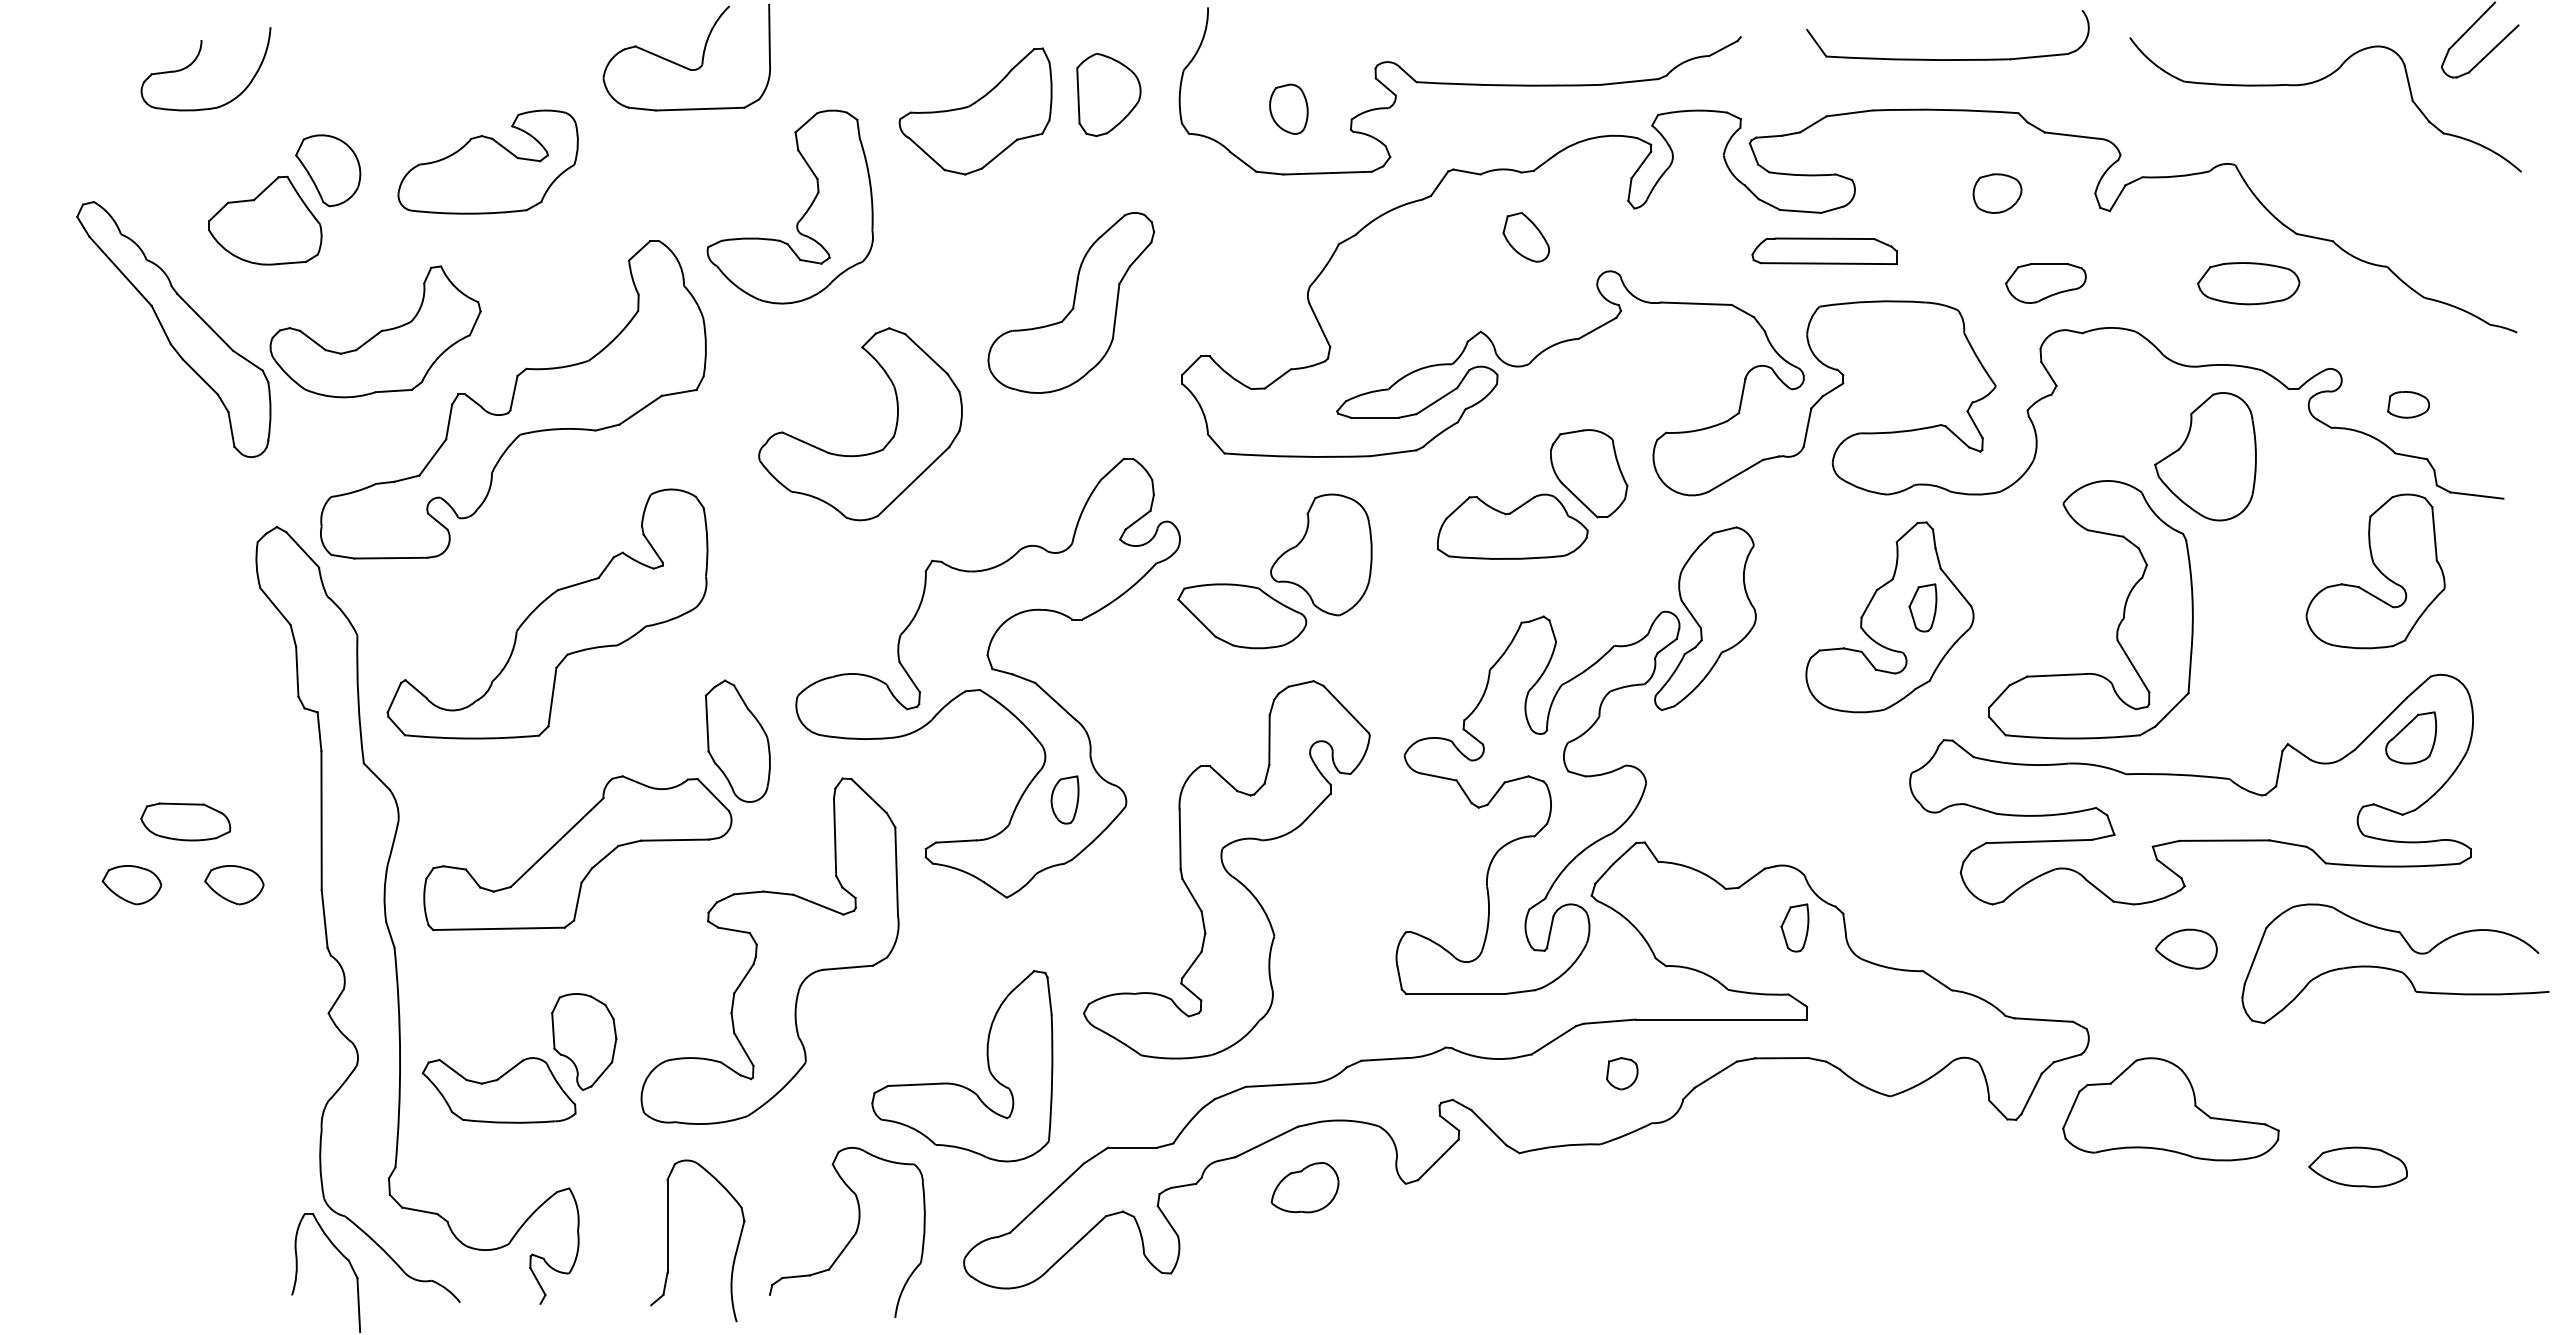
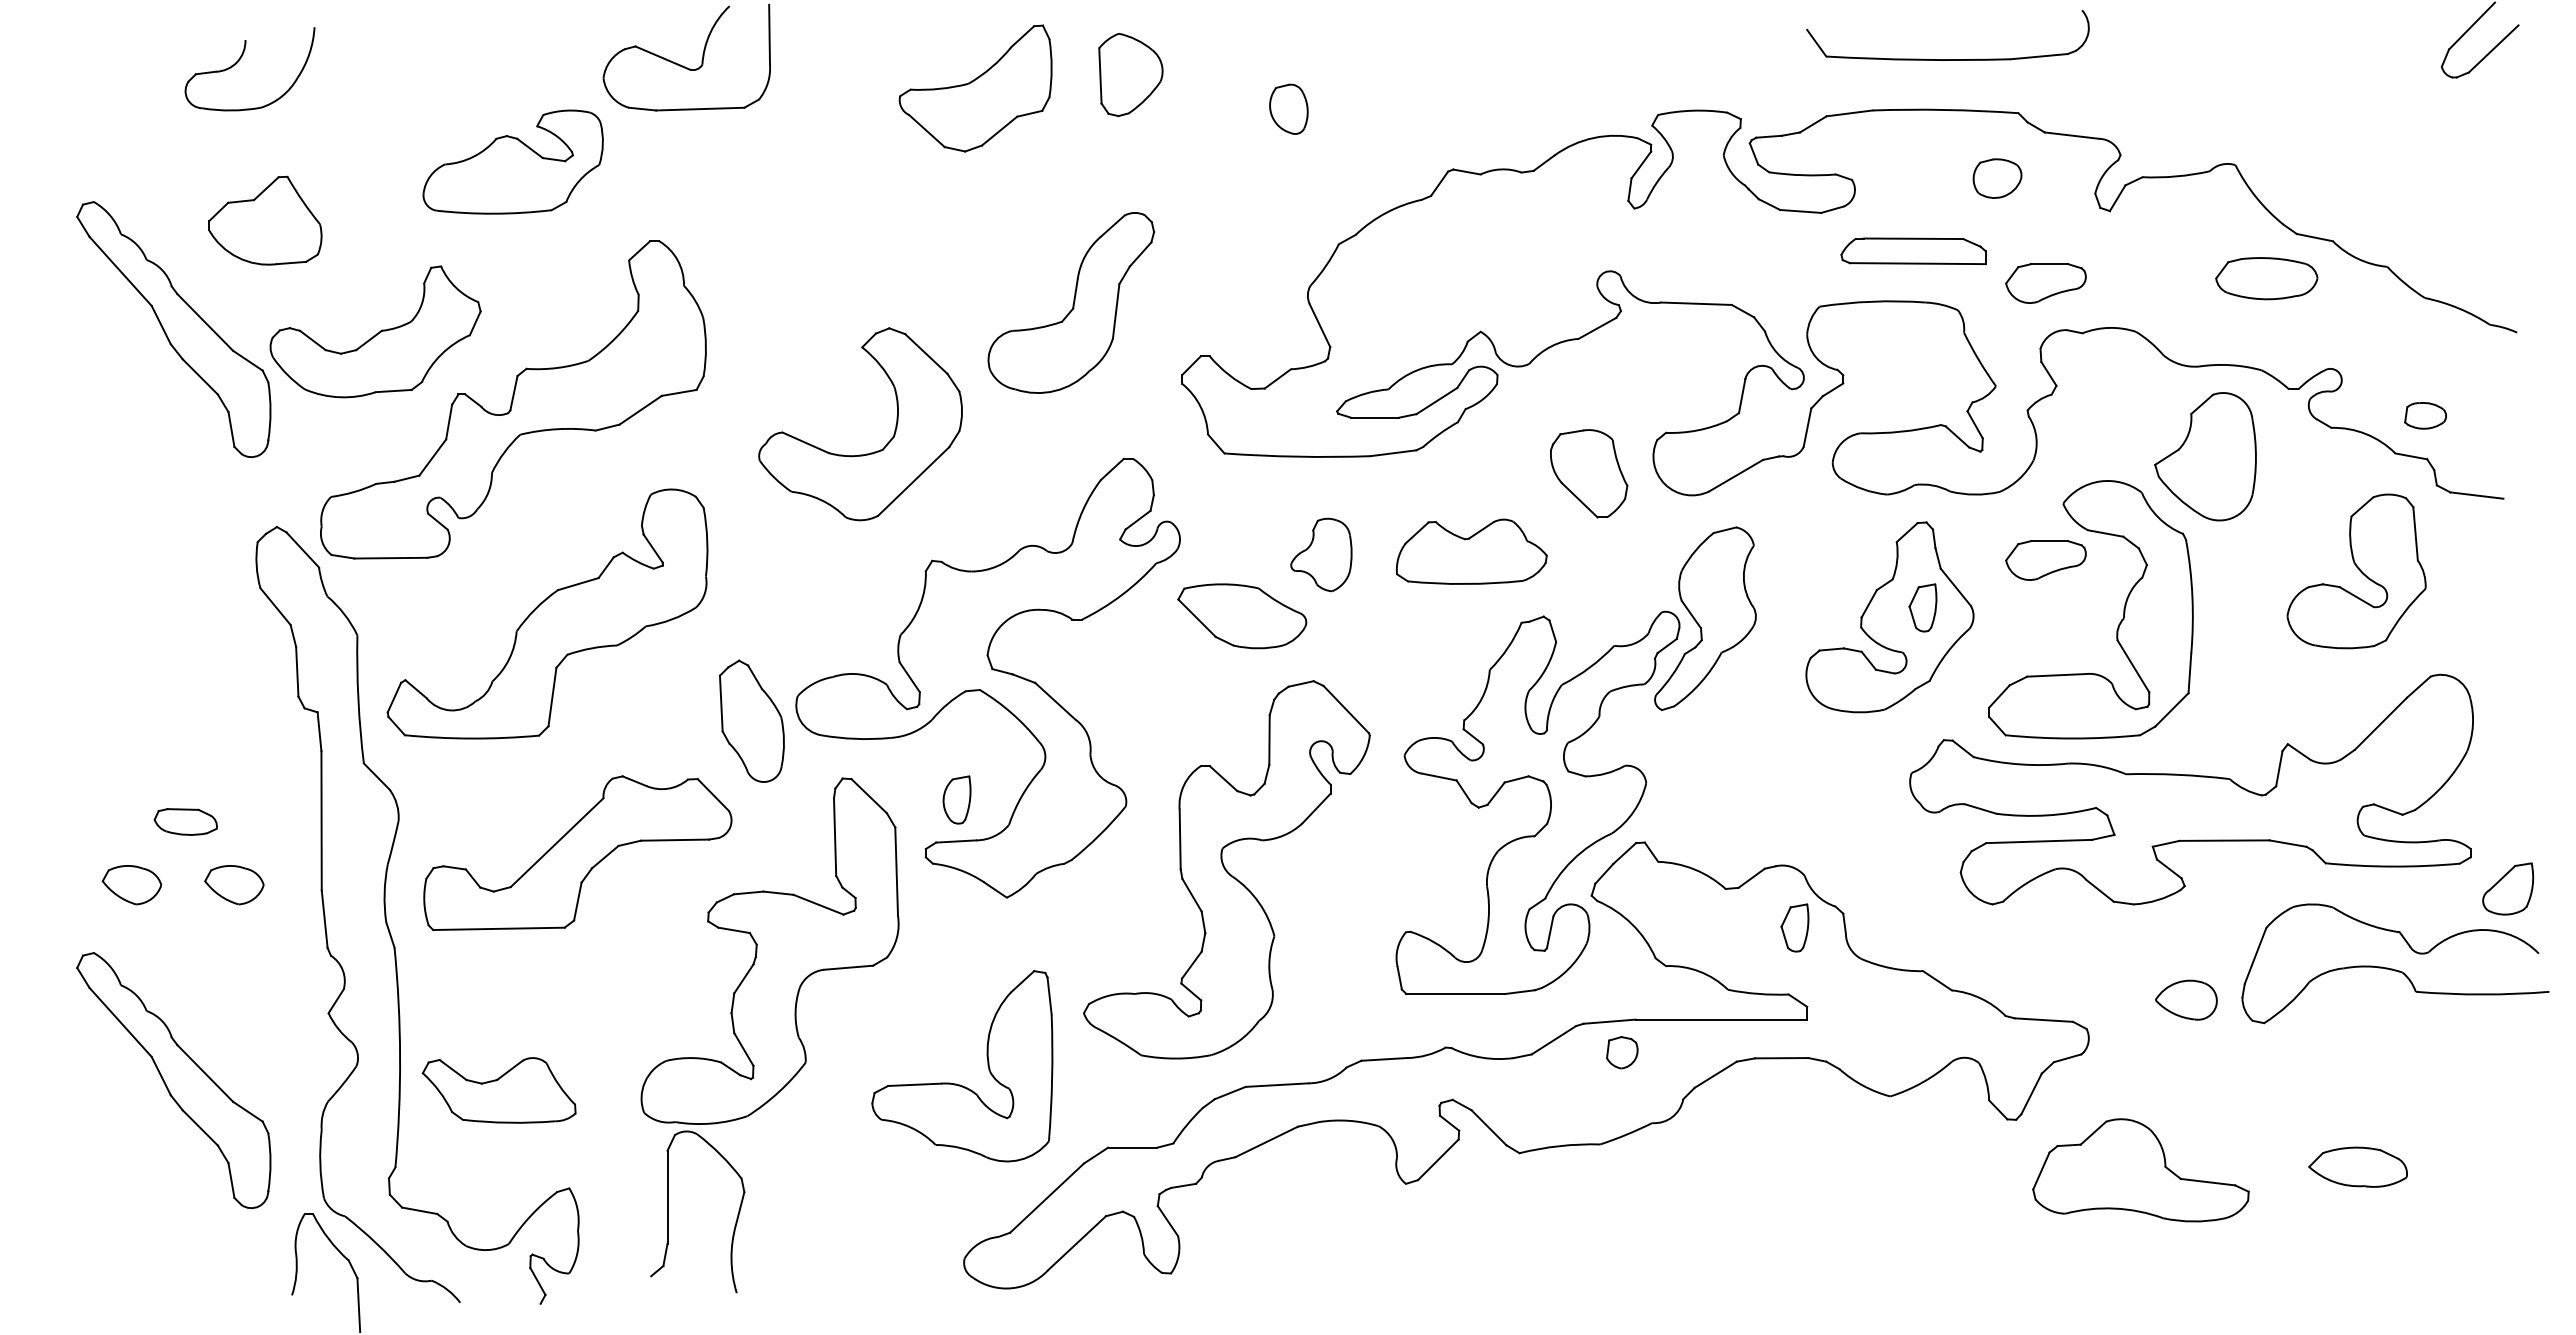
part position: (195, 61) -> (239, 61) (239, 61)
part: present -> none (2319, 81)
part: present -> none (1462, 85)
part position: (1108, 95) -> (1130, 75) (1130, 75)
part position: (975, 111) -> (975, 88) (975, 88)
part position: (487, 161) -> (512, 161) (512, 161)
part: present -> none (328, 170)
part position: (1997, 193) -> (1997, 178) (1997, 178)
part: present -> none (802, 215)
part: present -> none (1525, 237)
part position: (1824, 250) -> (1913, 250) (1913, 250)
part position: (2248, 283) -> (2266, 278) (2266, 278)
part position: (2408, 404) -> (2425, 415) (2425, 415)
part position: (1512, 526) -> (1471, 551) (1471, 551)
part size: 103x124 px -> 63x76 px (1321, 554)
part: none -> present (2045, 560)
part position: (2375, 571) -> (2356, 571) (2356, 571)
part position: (2411, 737) -> (2508, 888) (2508, 888)
part position: (737, 740) -> (751, 720) (751, 720)
part position: (1064, 799) -> (956, 799) (956, 799)
part size: 92x40 px -> 65x28 px (185, 821)
part position: (2186, 948) -> (2186, 999) (2186, 999)
part: present -> none (584, 1041)
part position: (1622, 1073) -> (1622, 1052) (1622, 1052)
part: none -> present (173, 1080)
part position: (2170, 1109) -> (2140, 1170) (2140, 1170)
part: present -> none (1304, 1187)
part: present -> none (853, 1234)
part position: (668, 1240) -> (668, 1211) (668, 1211)
